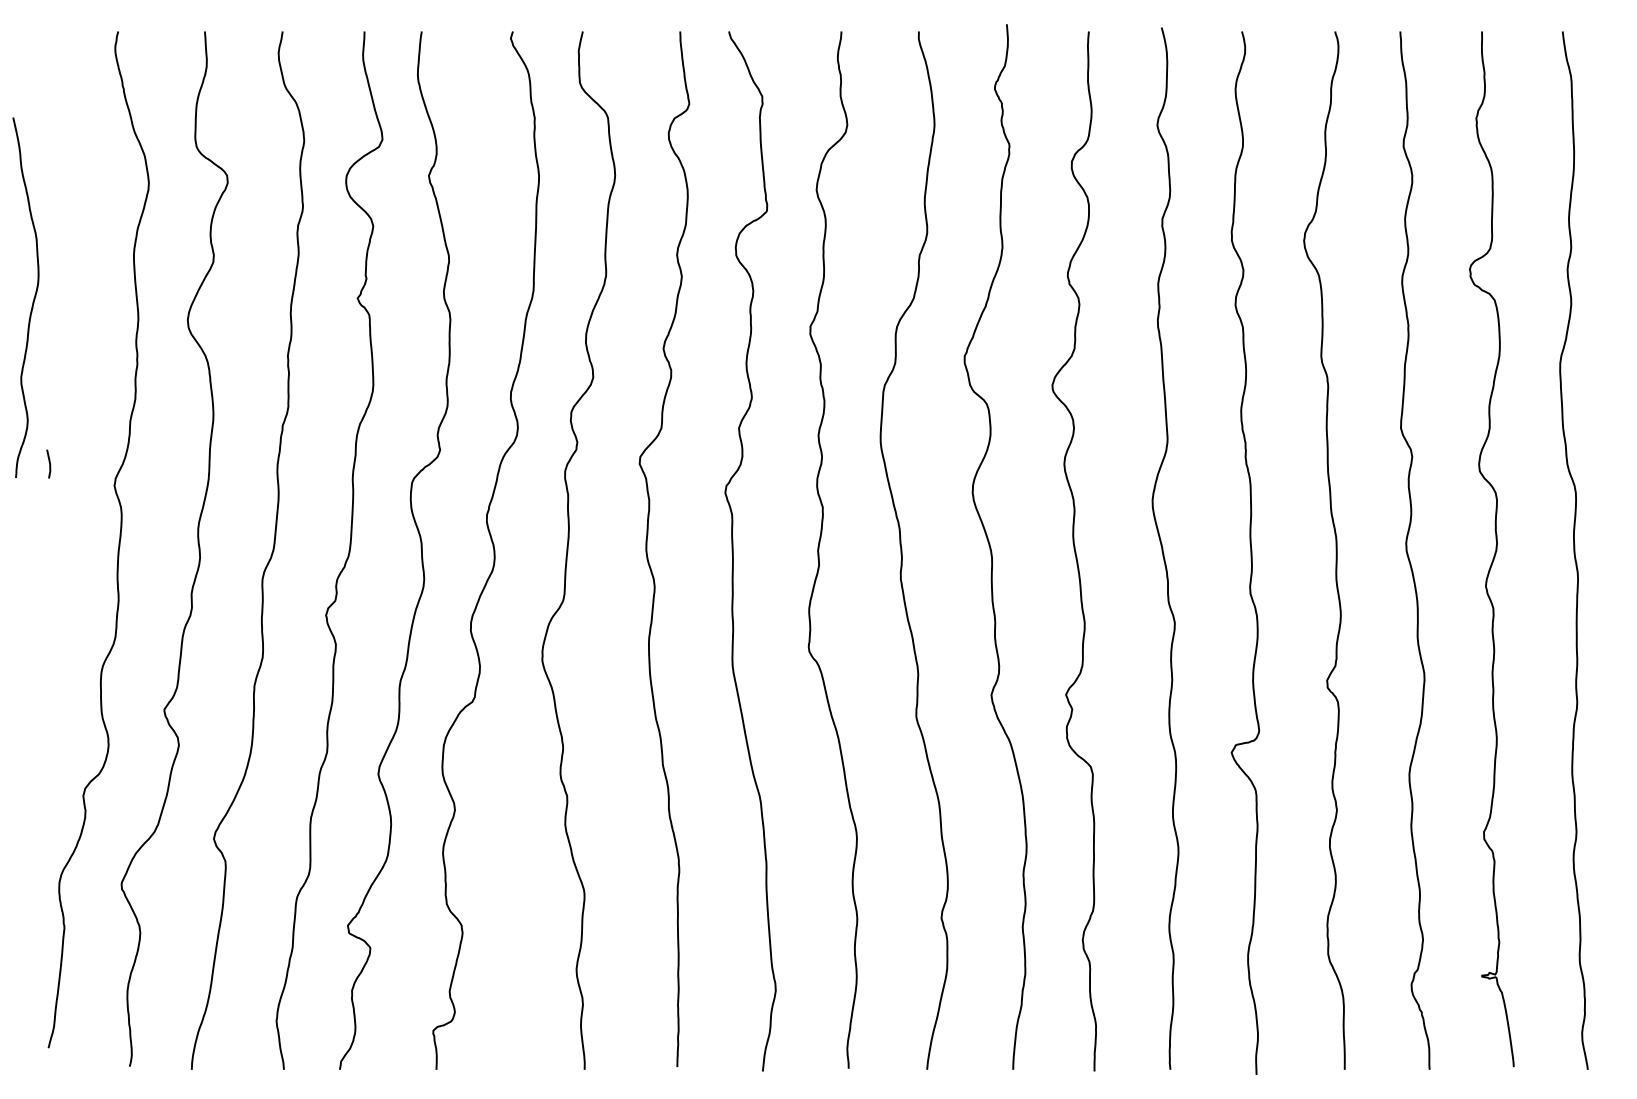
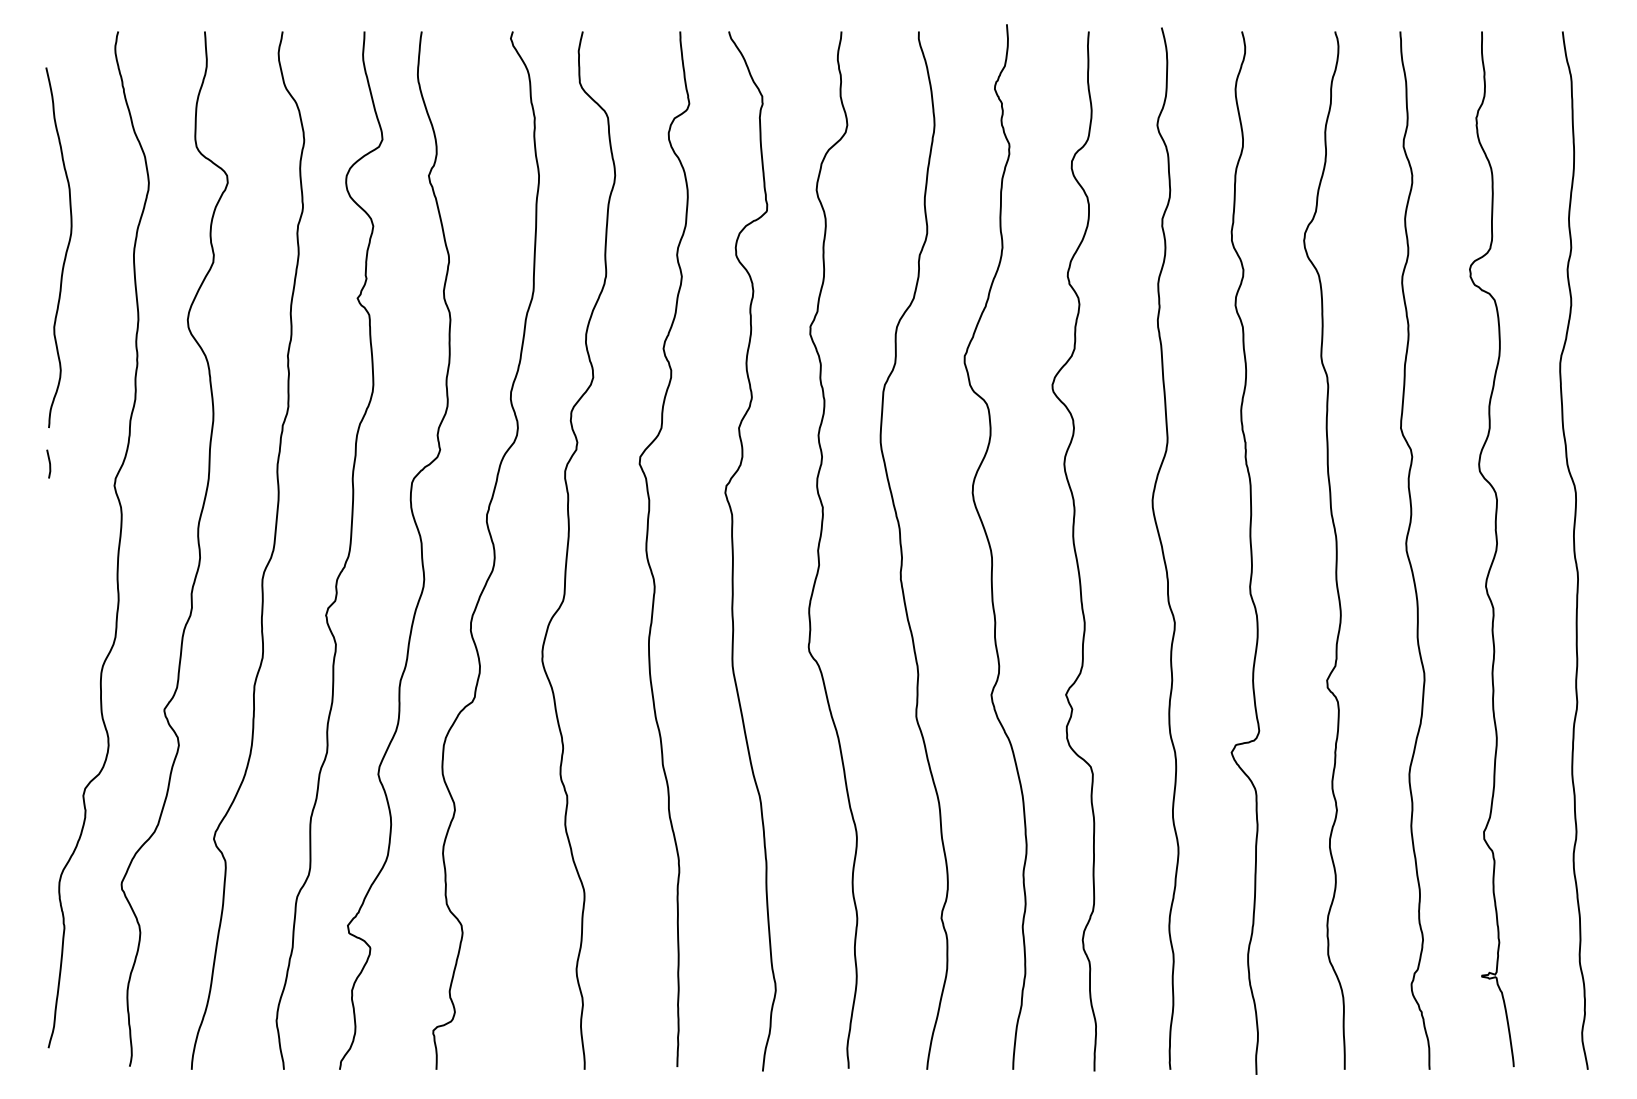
curve position: (33, 298) -> (66, 248) (66, 248)
